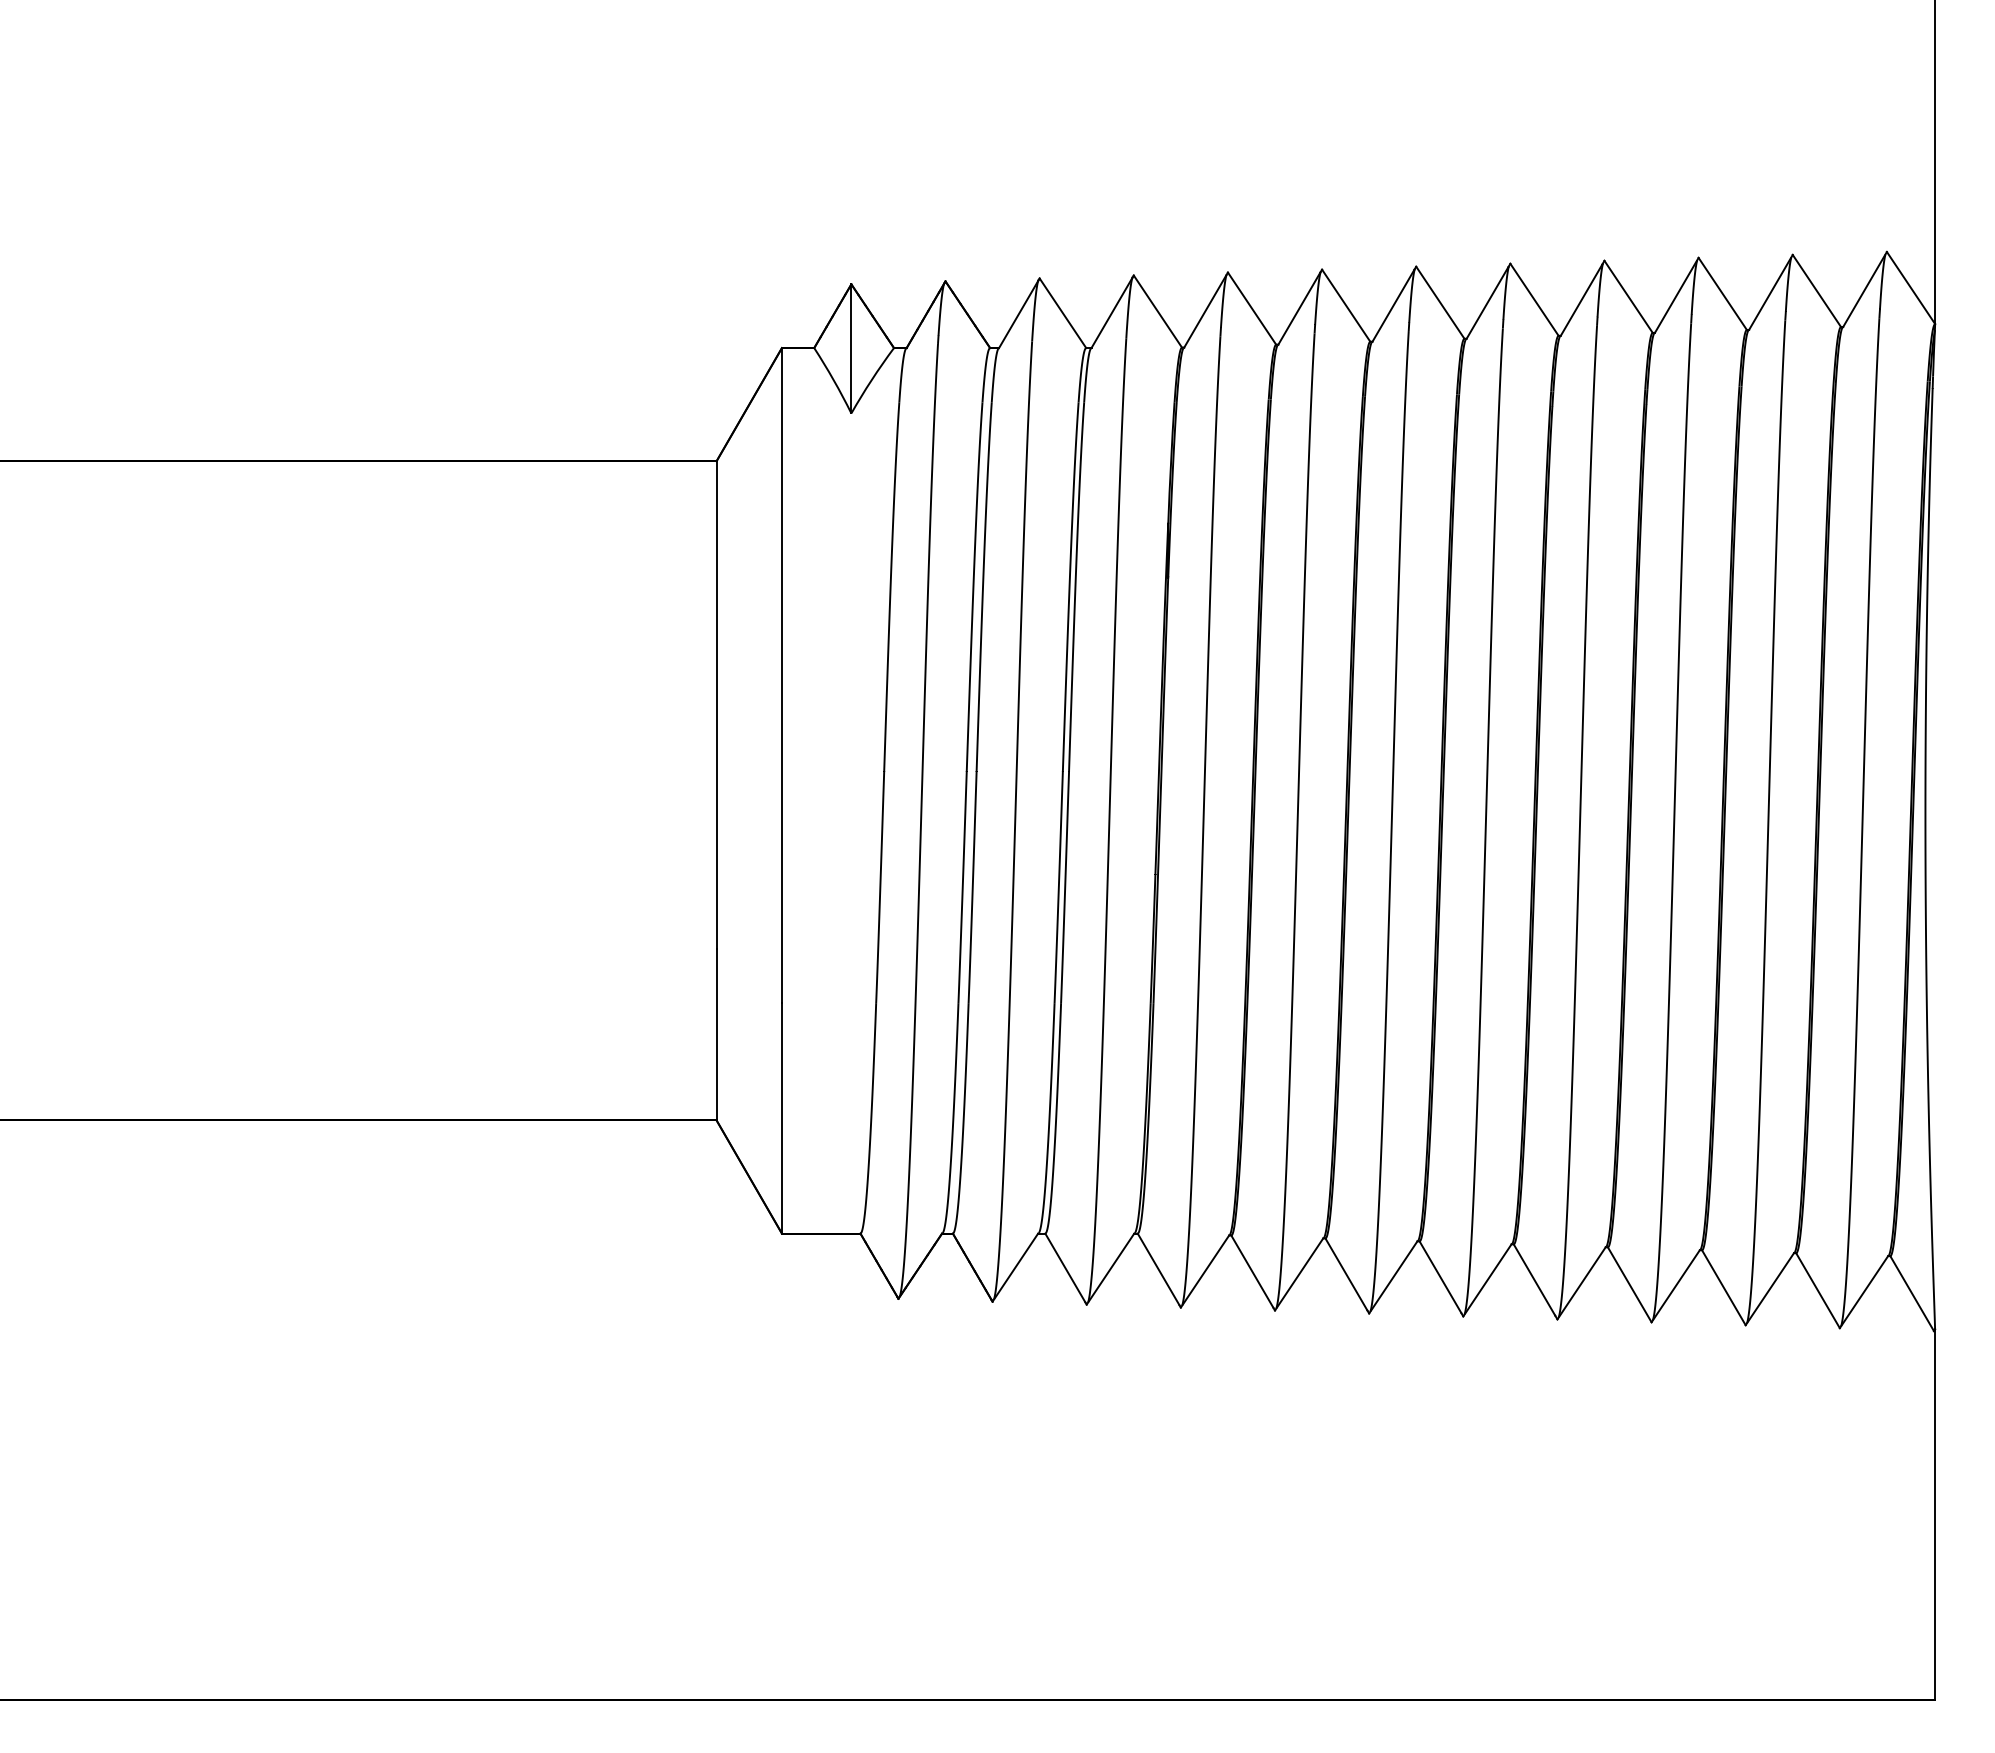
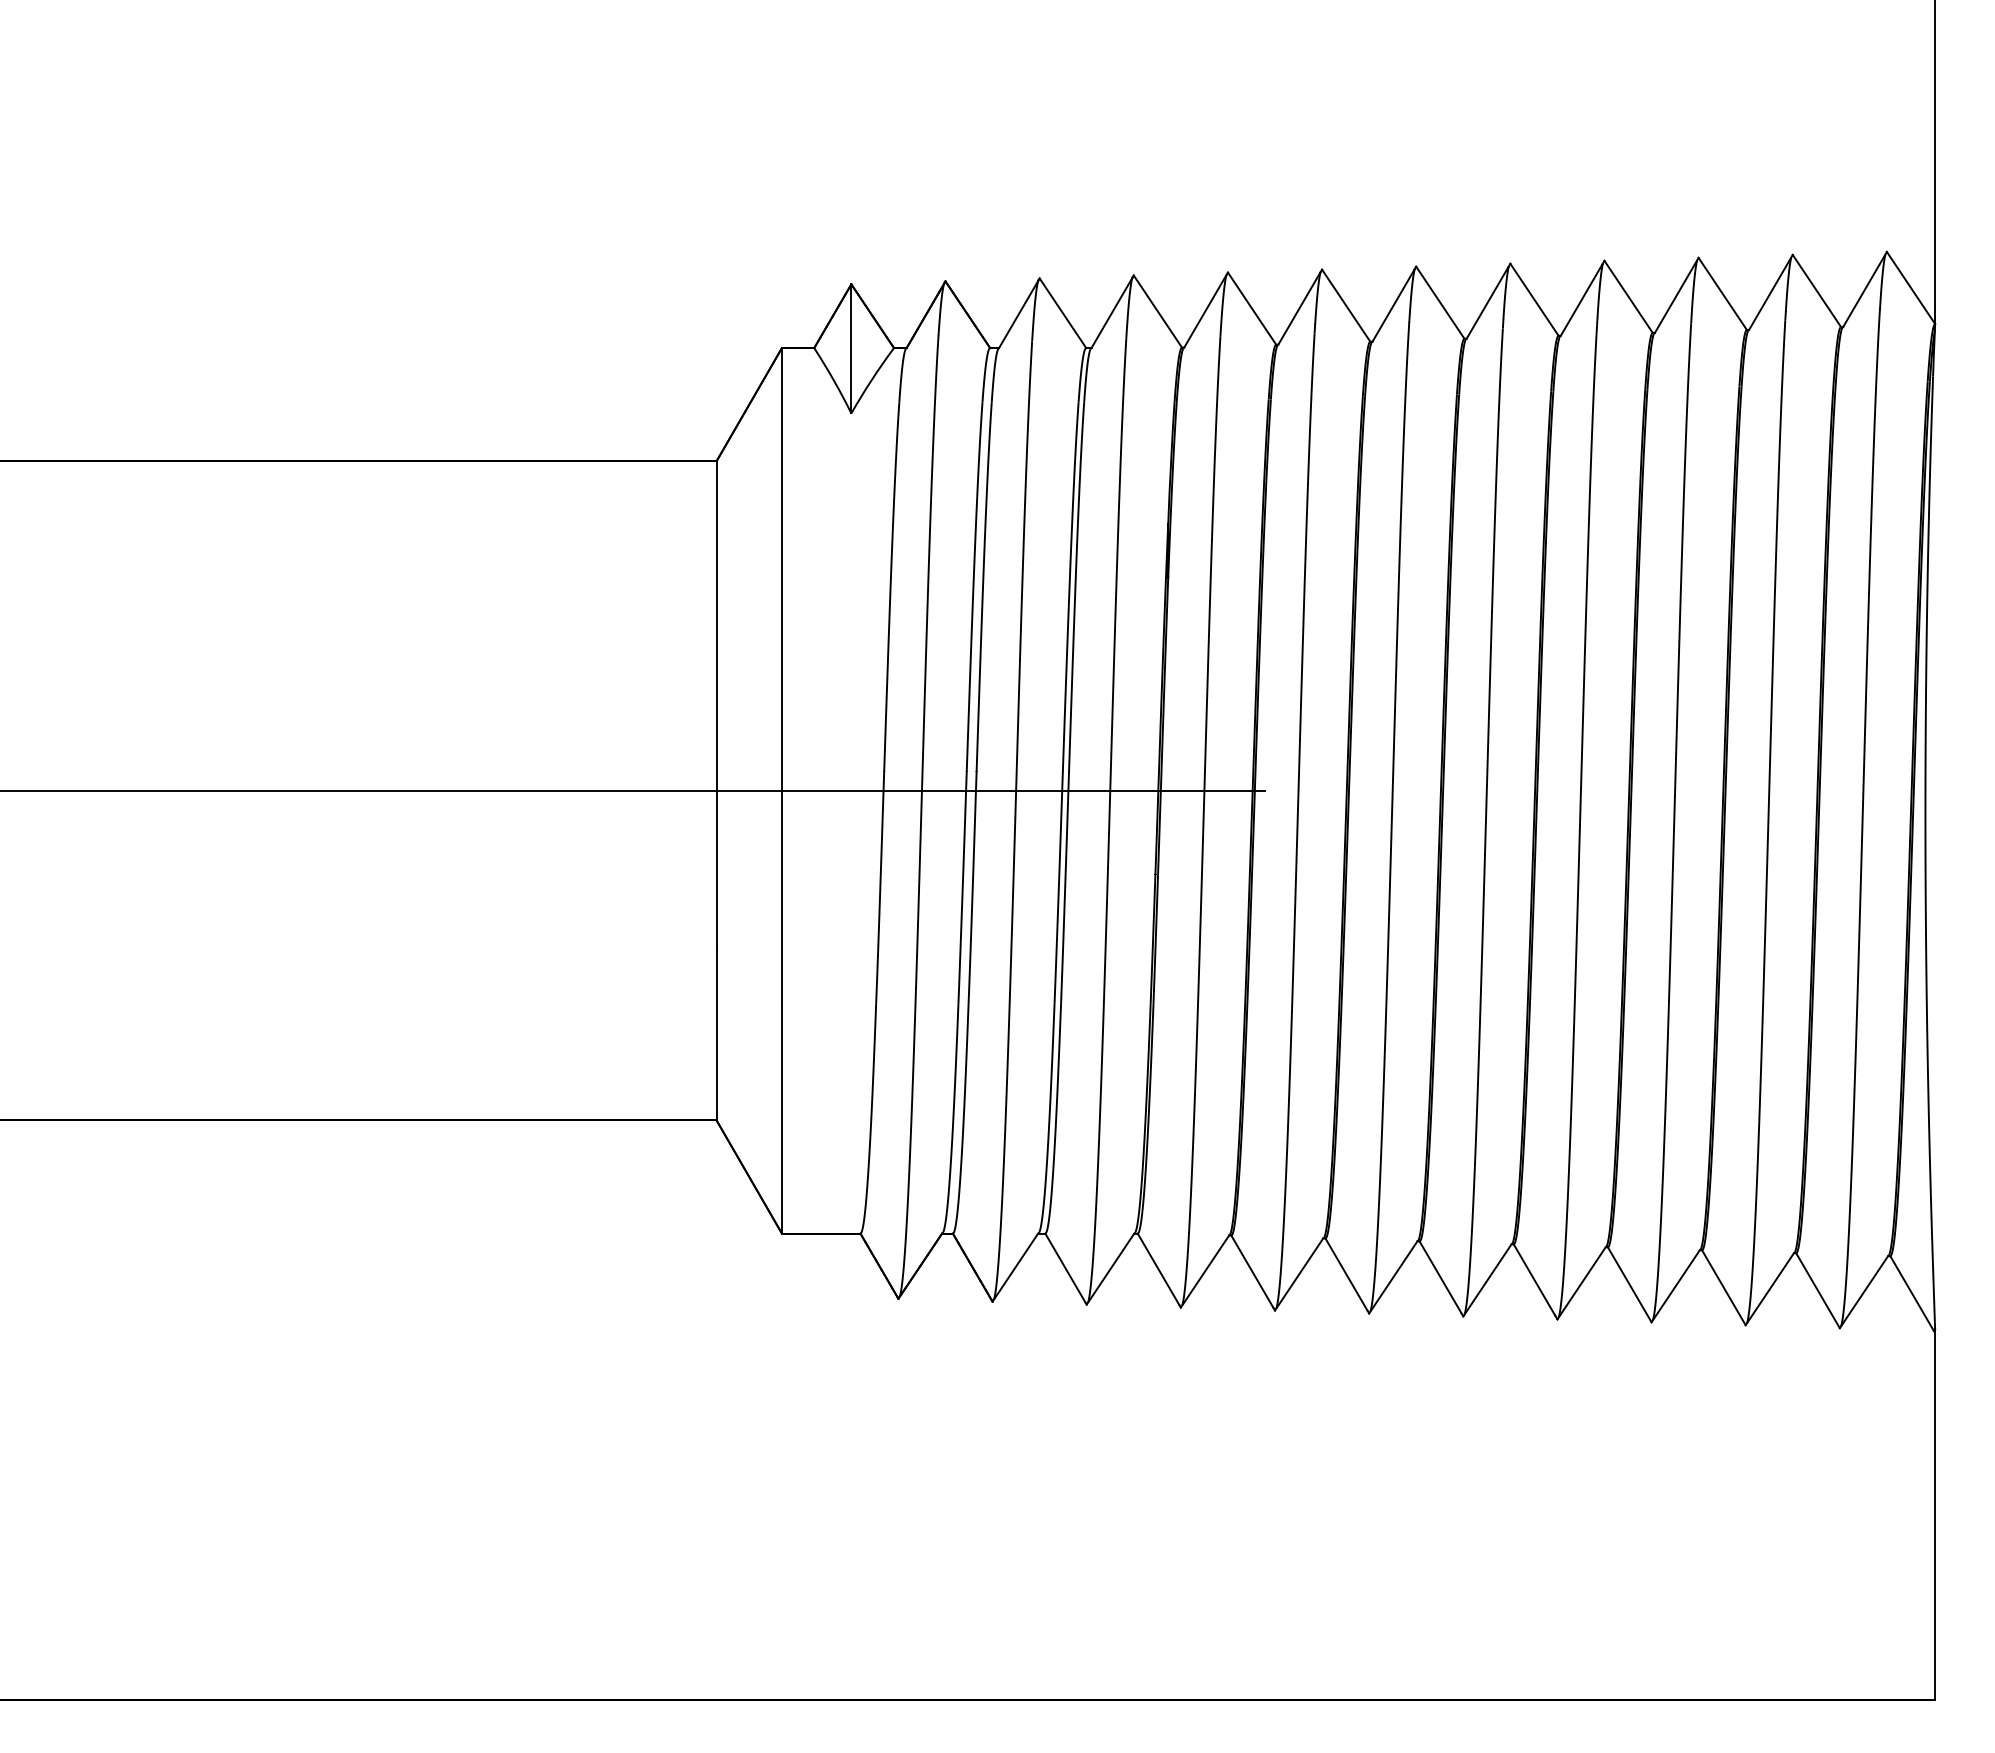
line: none -> present (633, 790)
